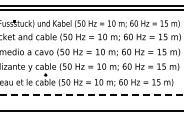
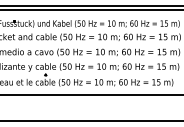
line: dashed -> solid (91, 95)
line position: (91, 110) -> (91, 120) (91, 120)
